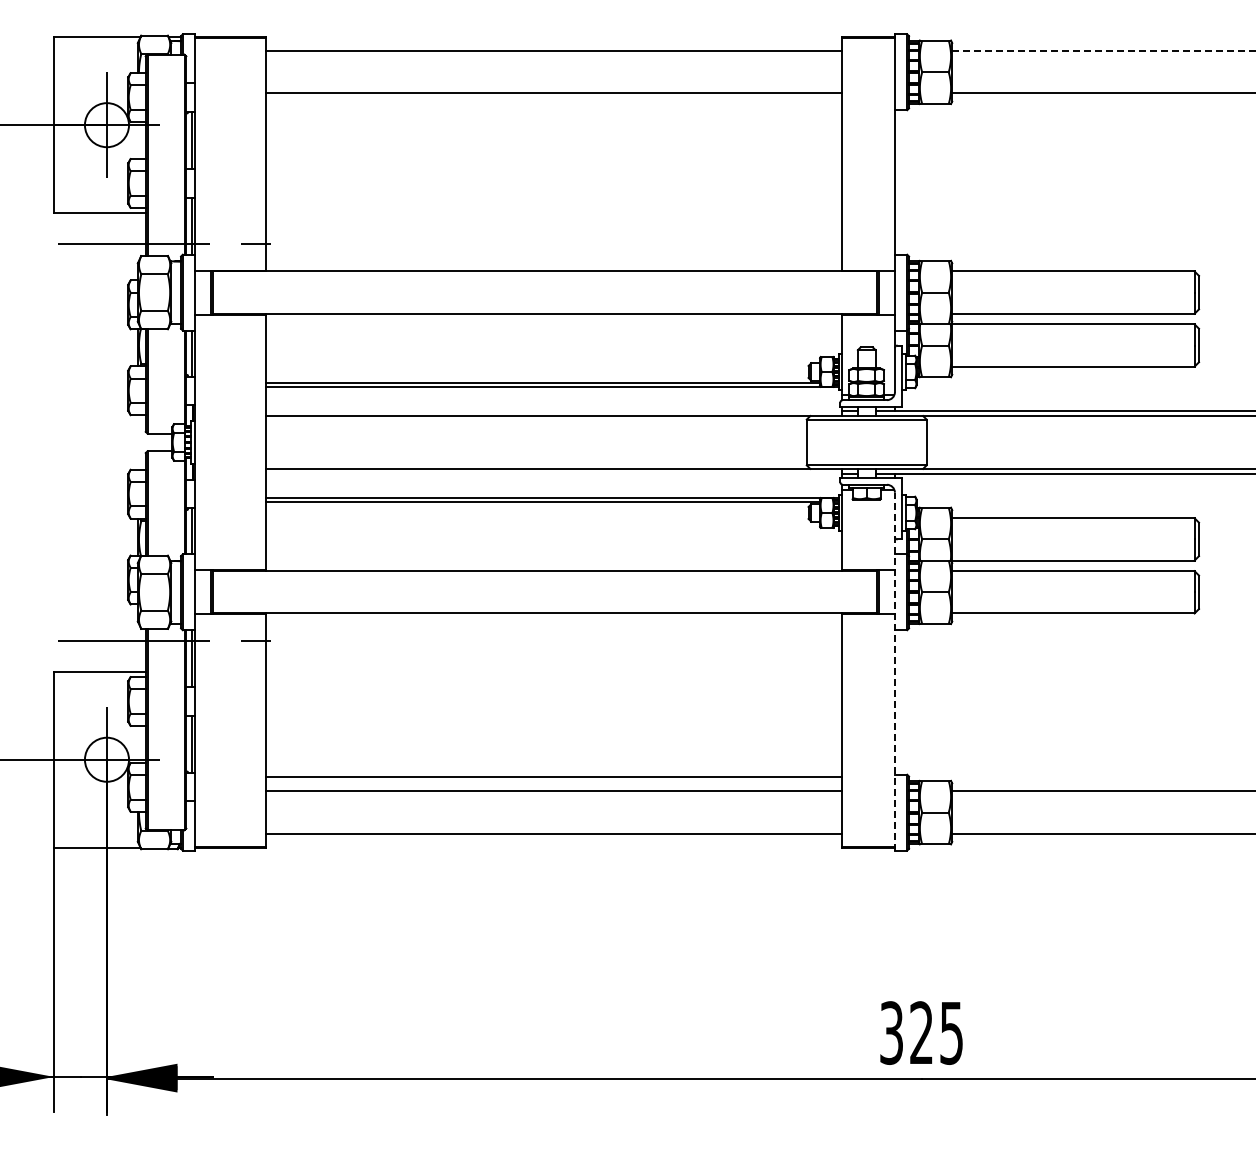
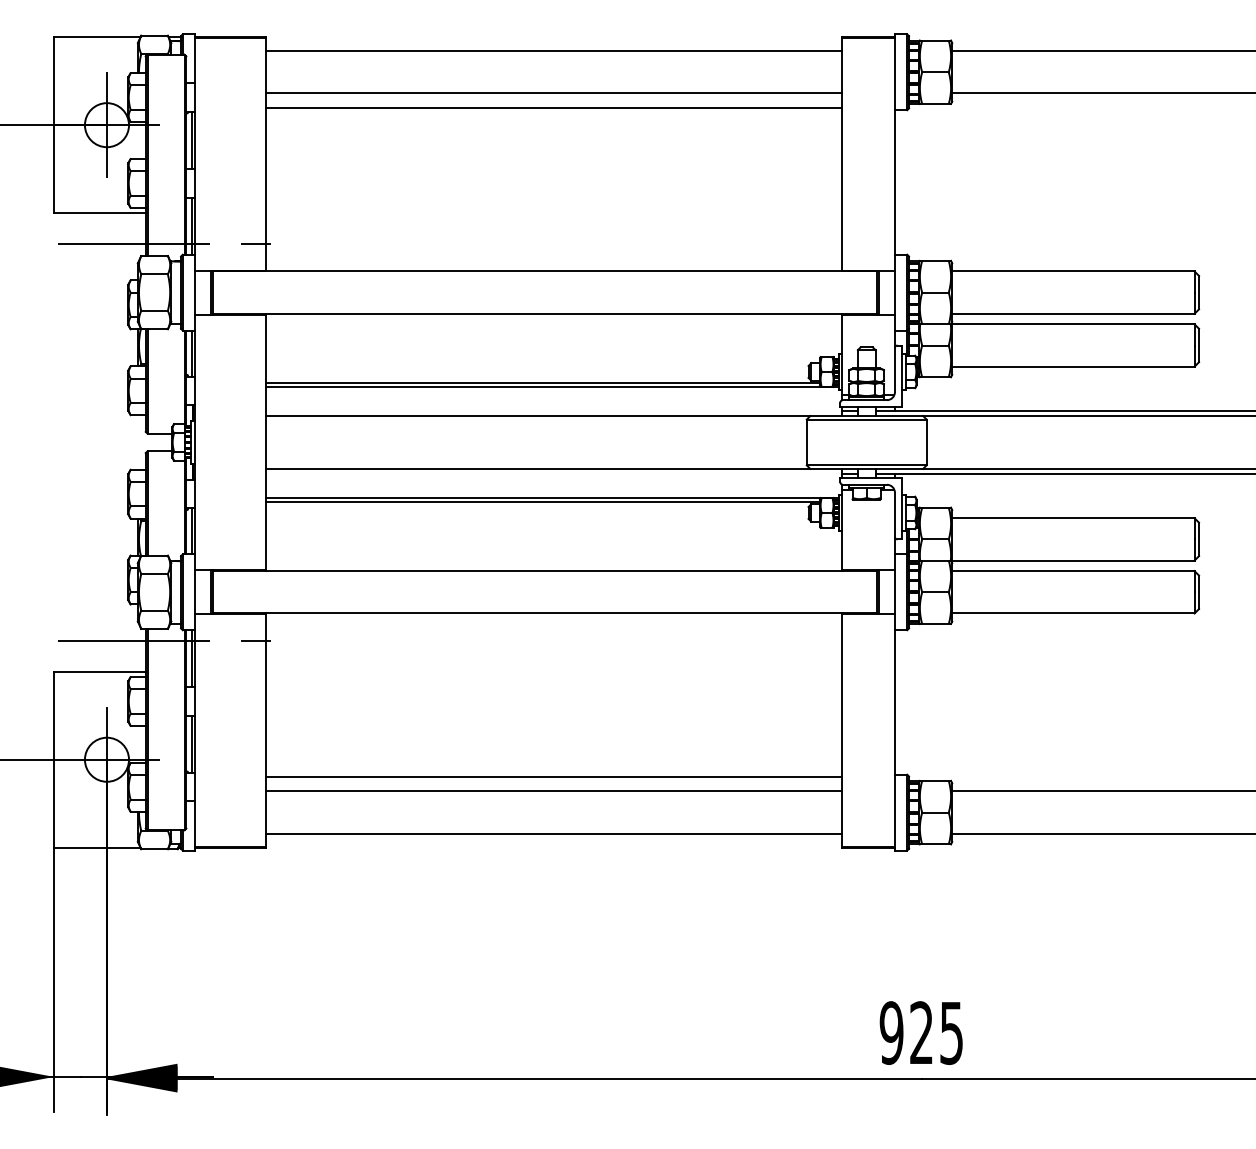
line: dashed -> solid (1104, 51)
line: none -> present (553, 107)
line: dashed -> solid (894, 671)
text: 325 -> 925 (891, 1032)
